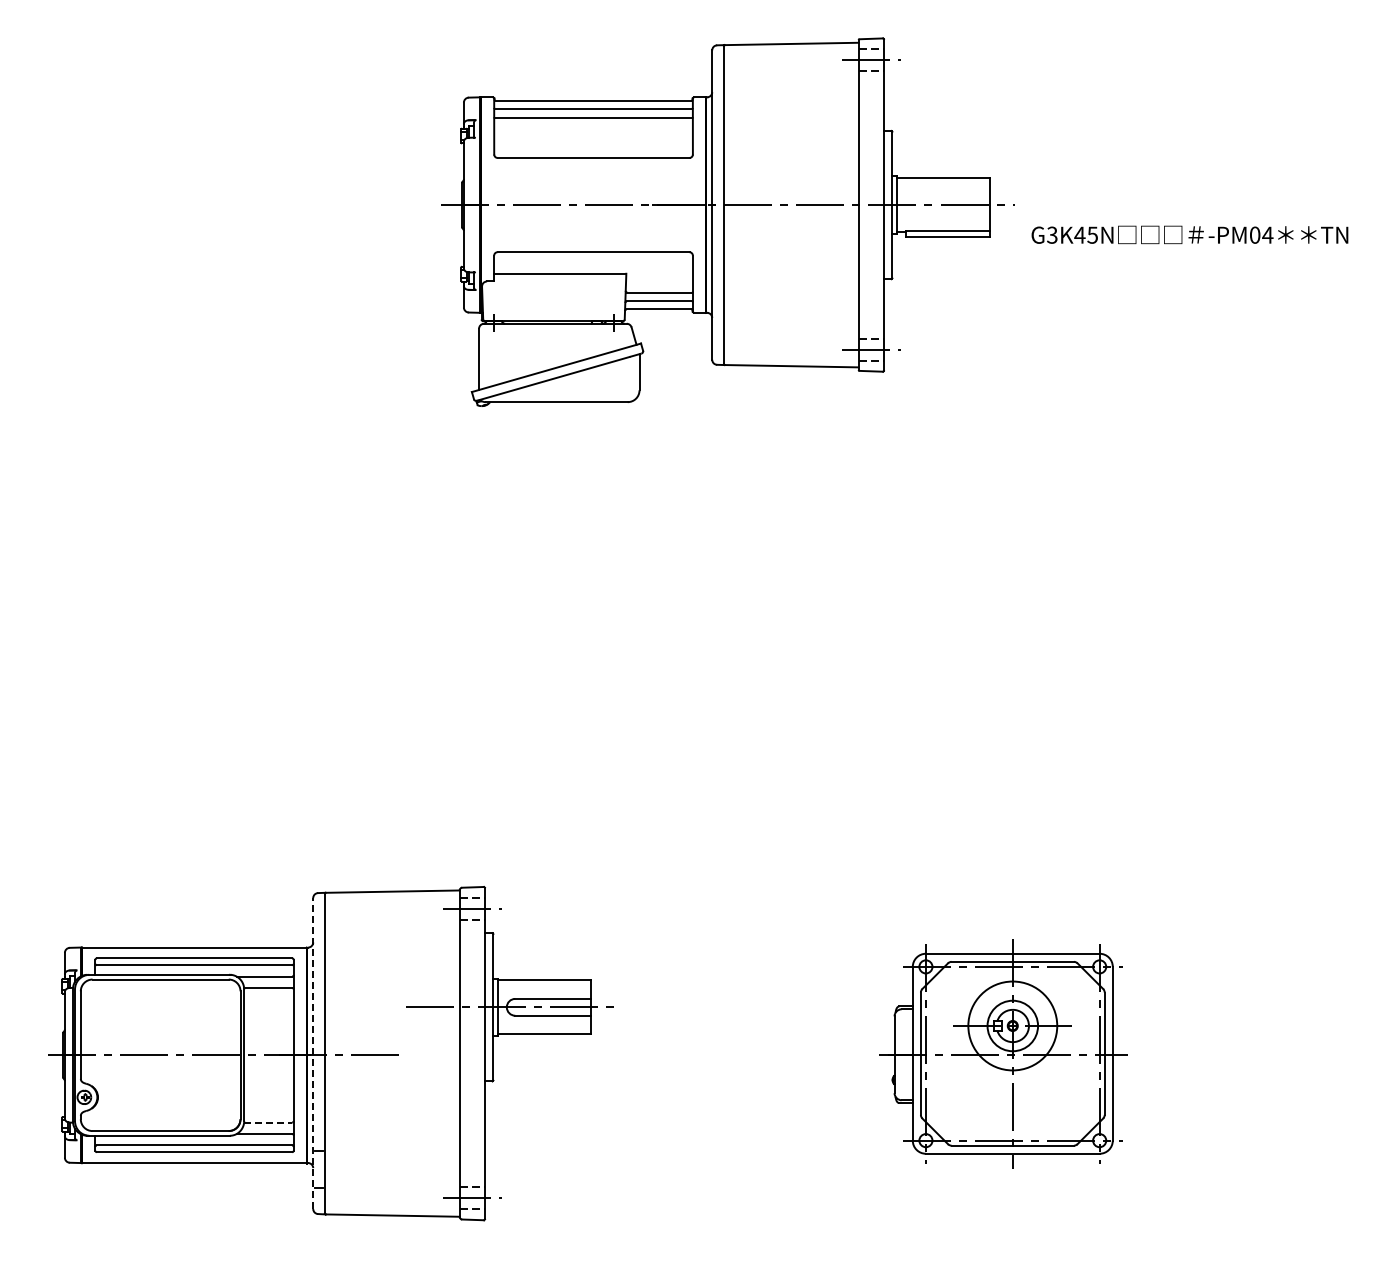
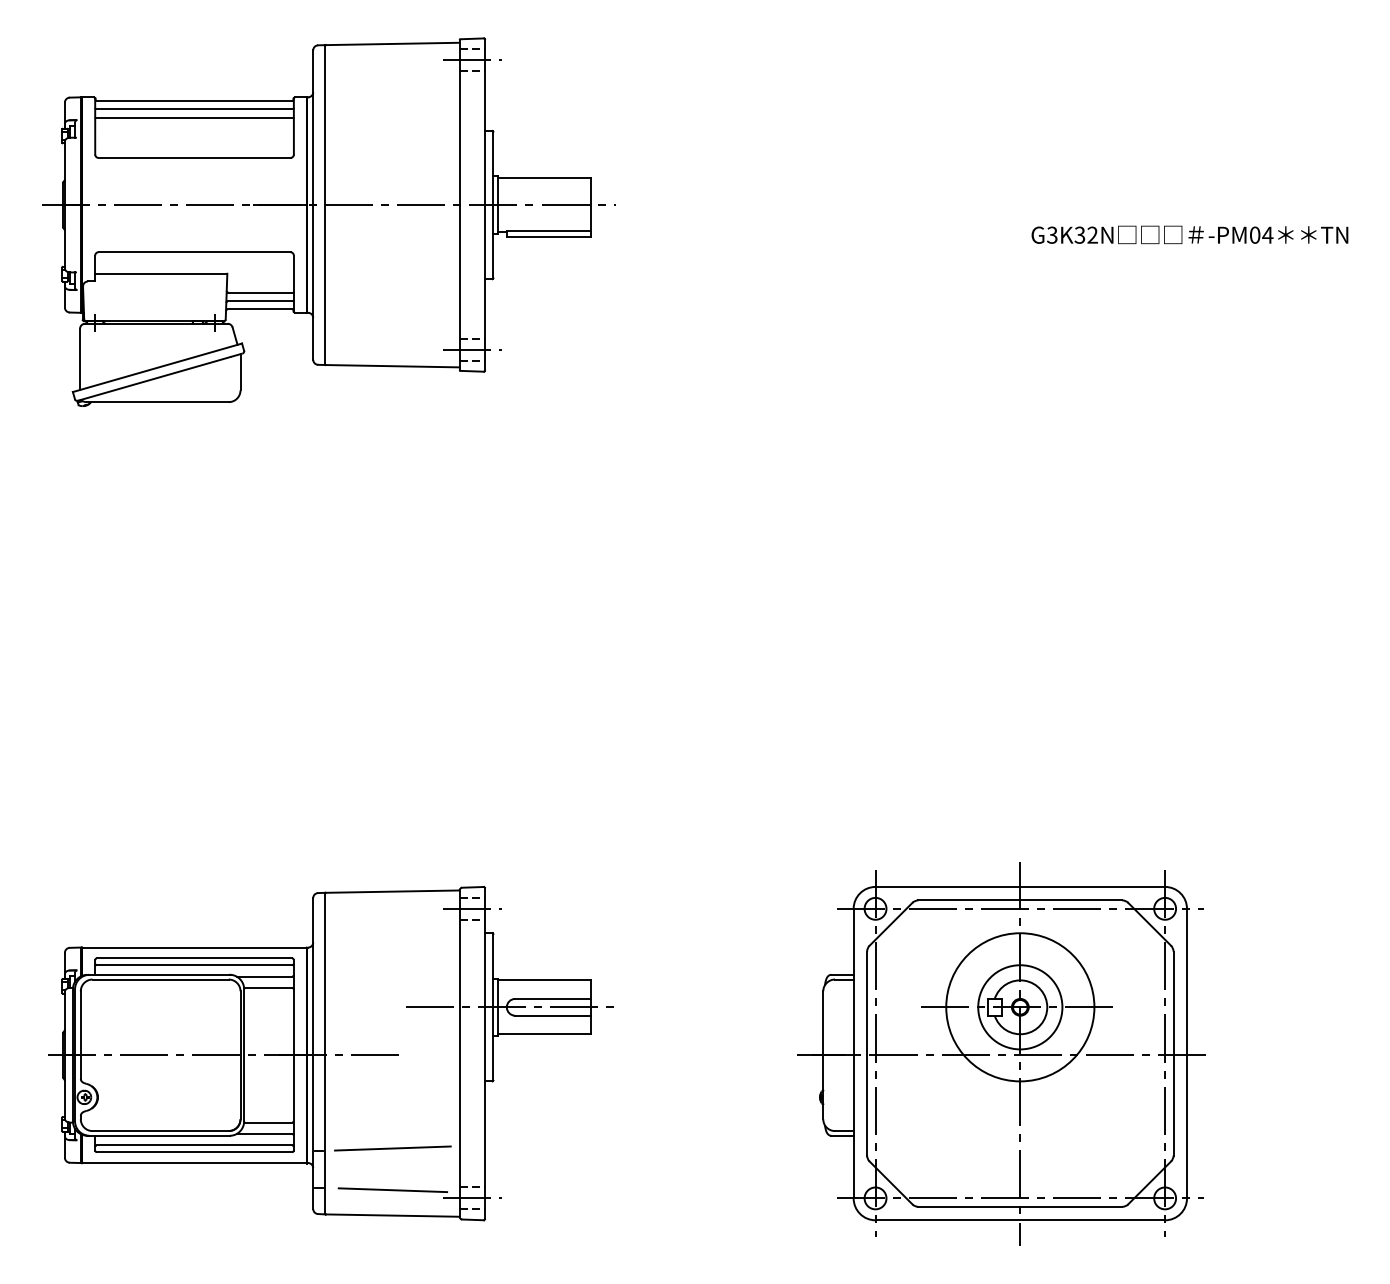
part position: (727, 221) -> (328, 221) (328, 221)
text: G3K45N -> G3K32N (1085, 234)
line: dashed -> solid (313, 1053)
part size: 249x230 px -> 409x384 px (1001, 1053)
line: dashed -> solid (268, 1122)
line: none -> present (392, 1148)
line: none -> present (392, 1190)
